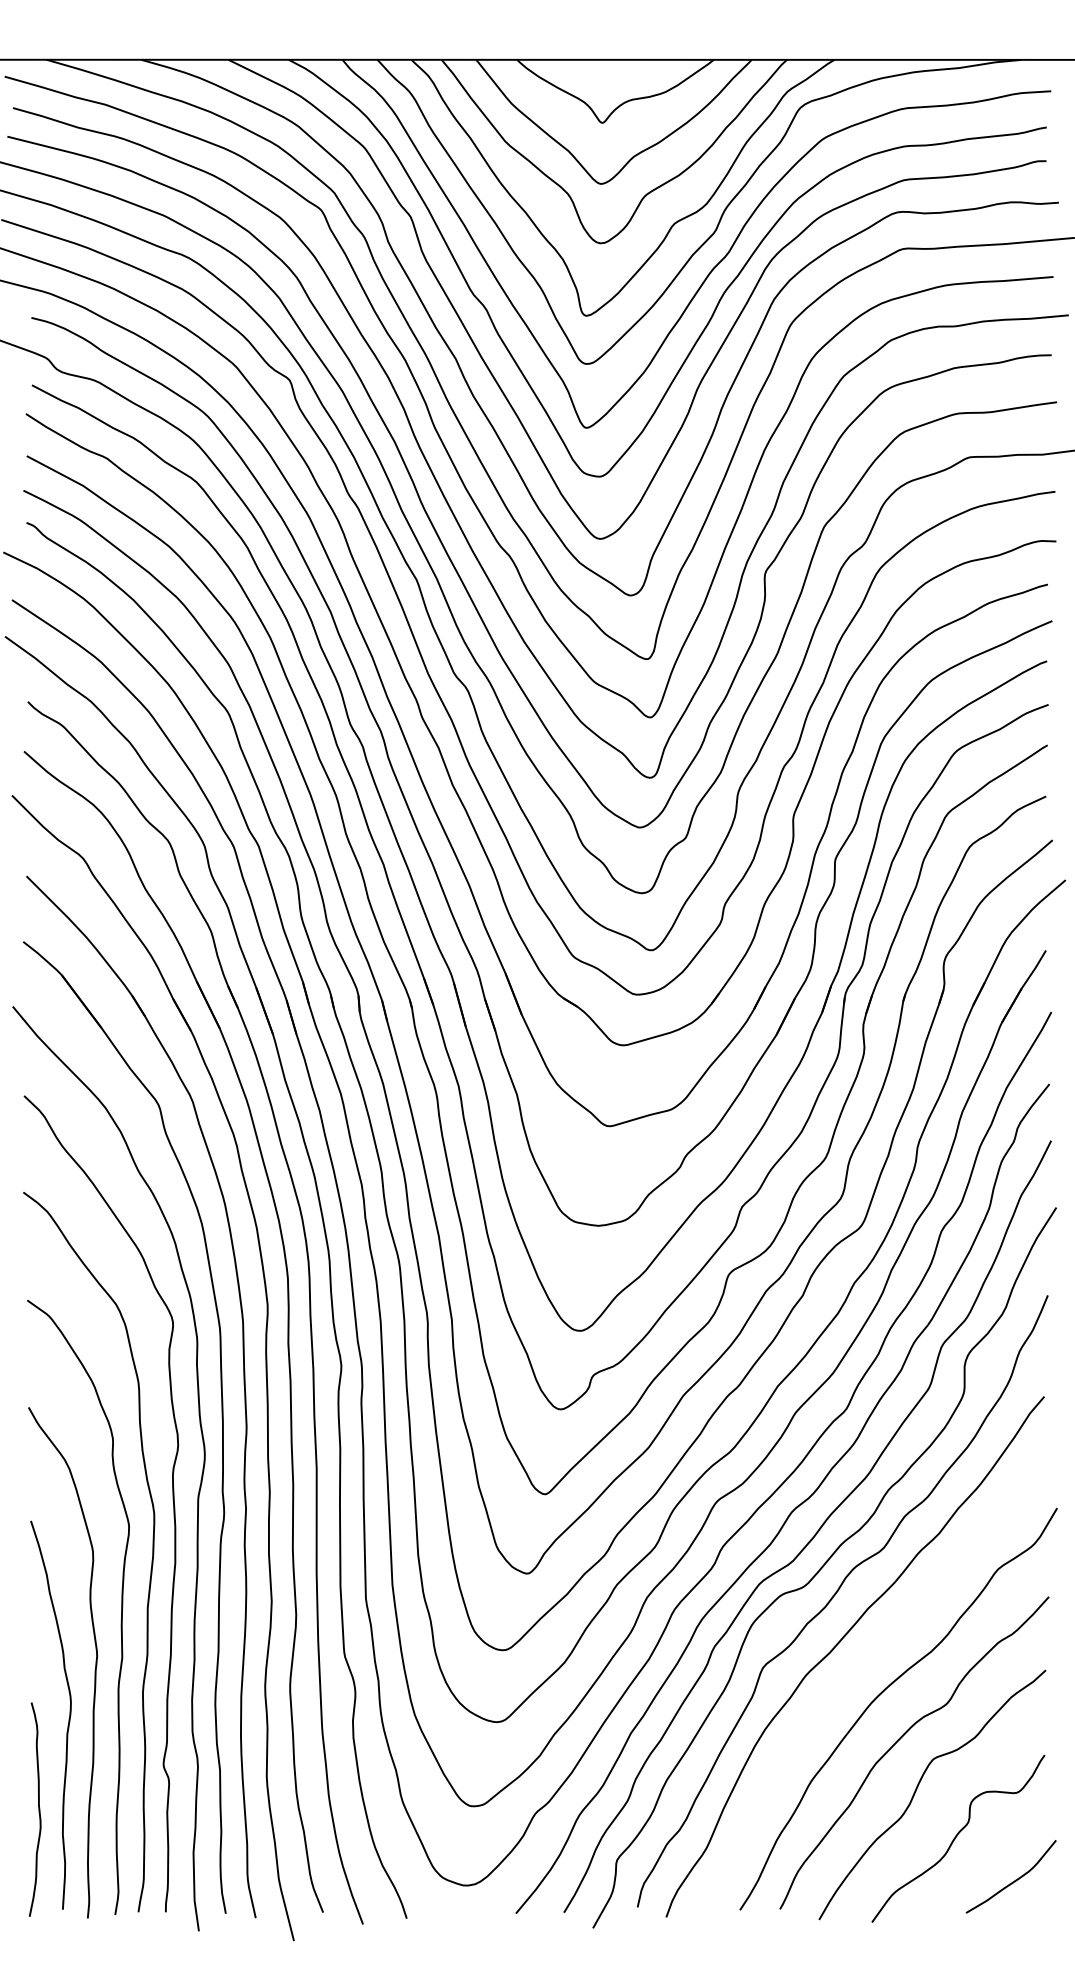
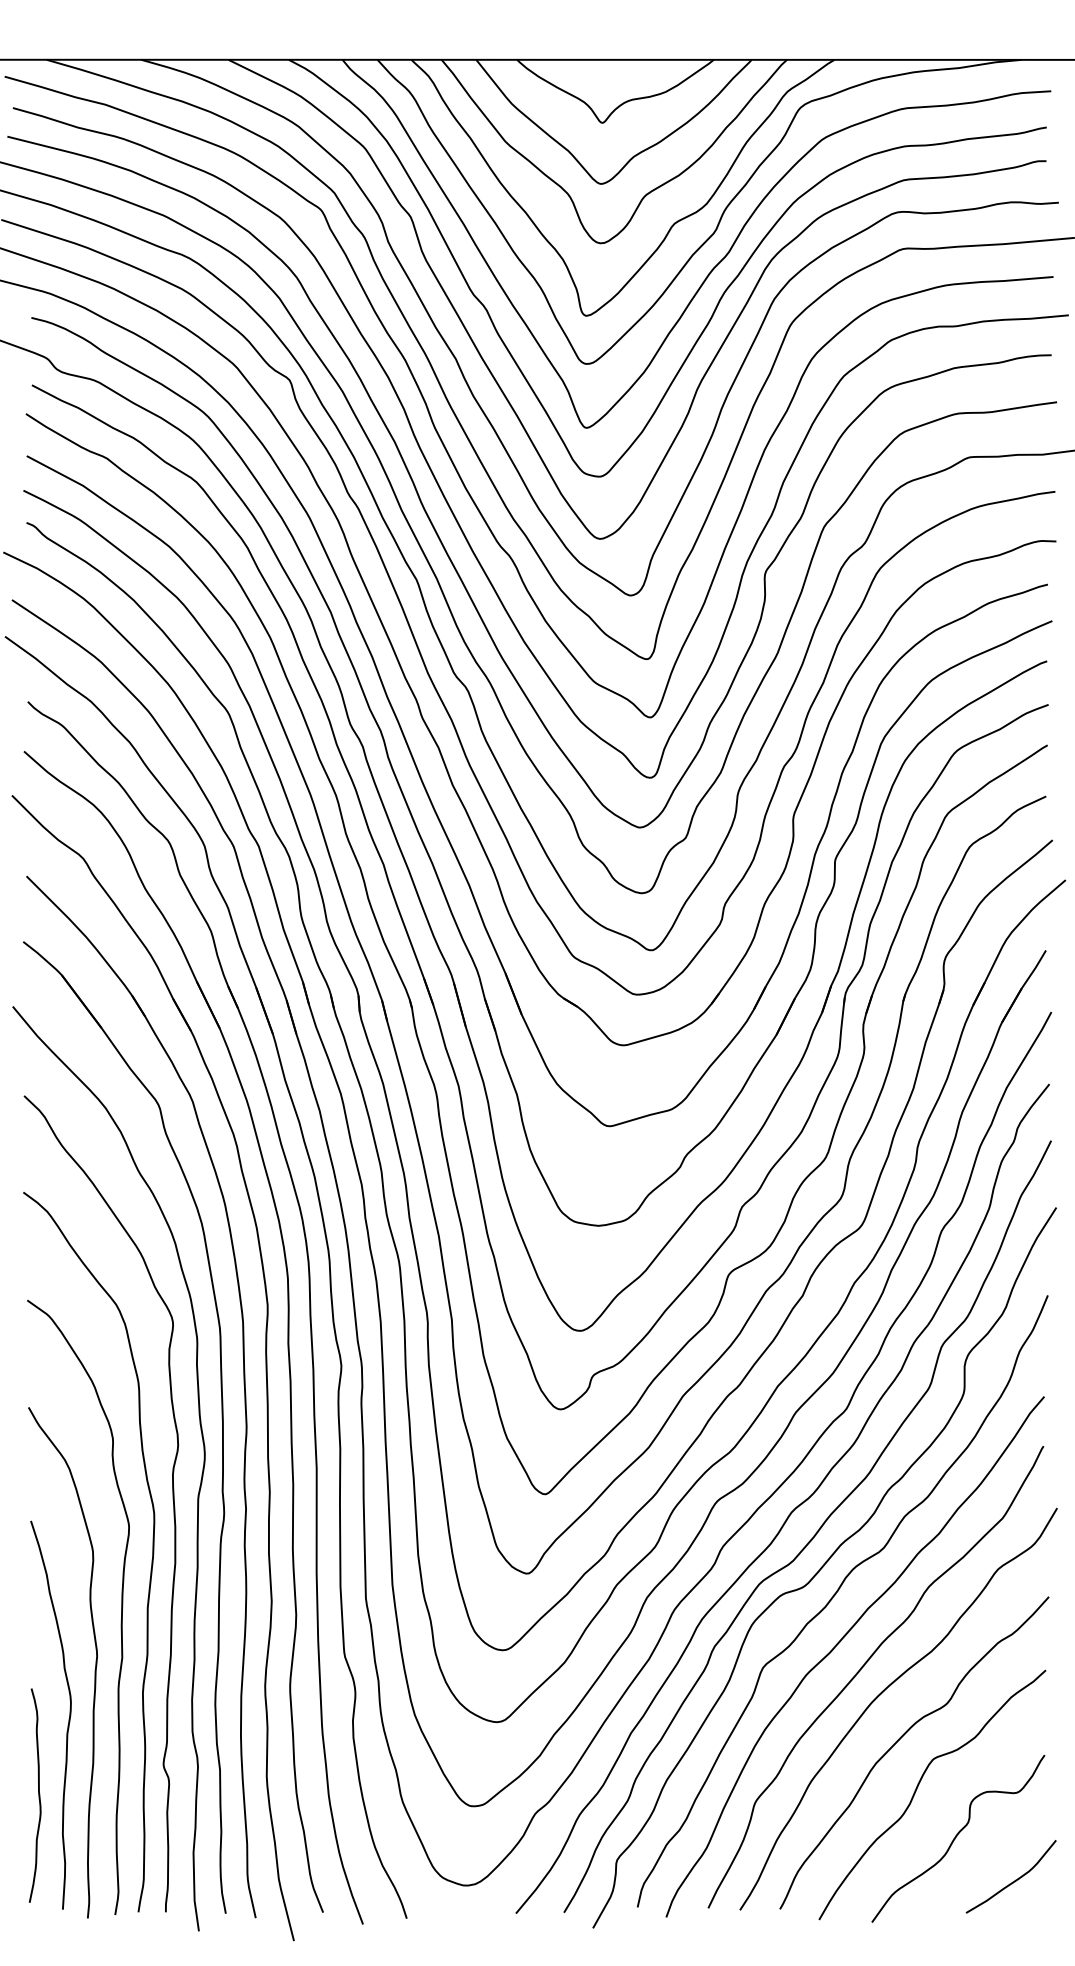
curve: none -> present (864, 1666)
curve position: (38, 1809) -> (38, 1795) (38, 1795)
